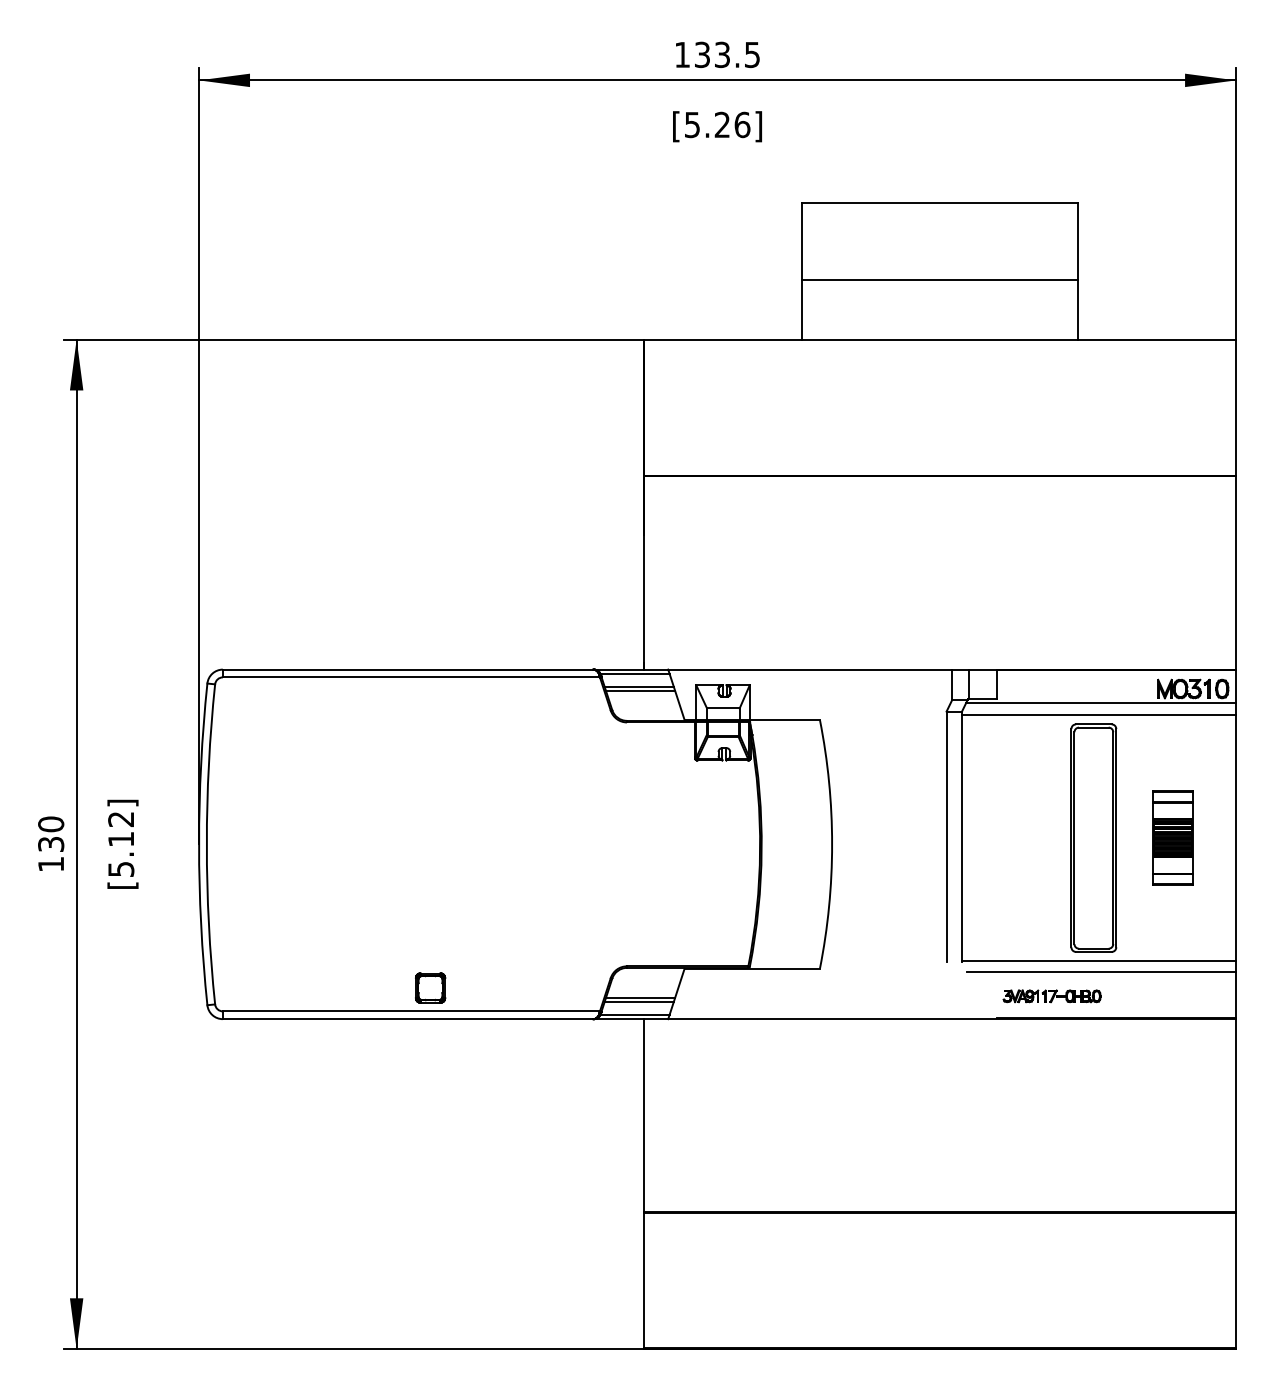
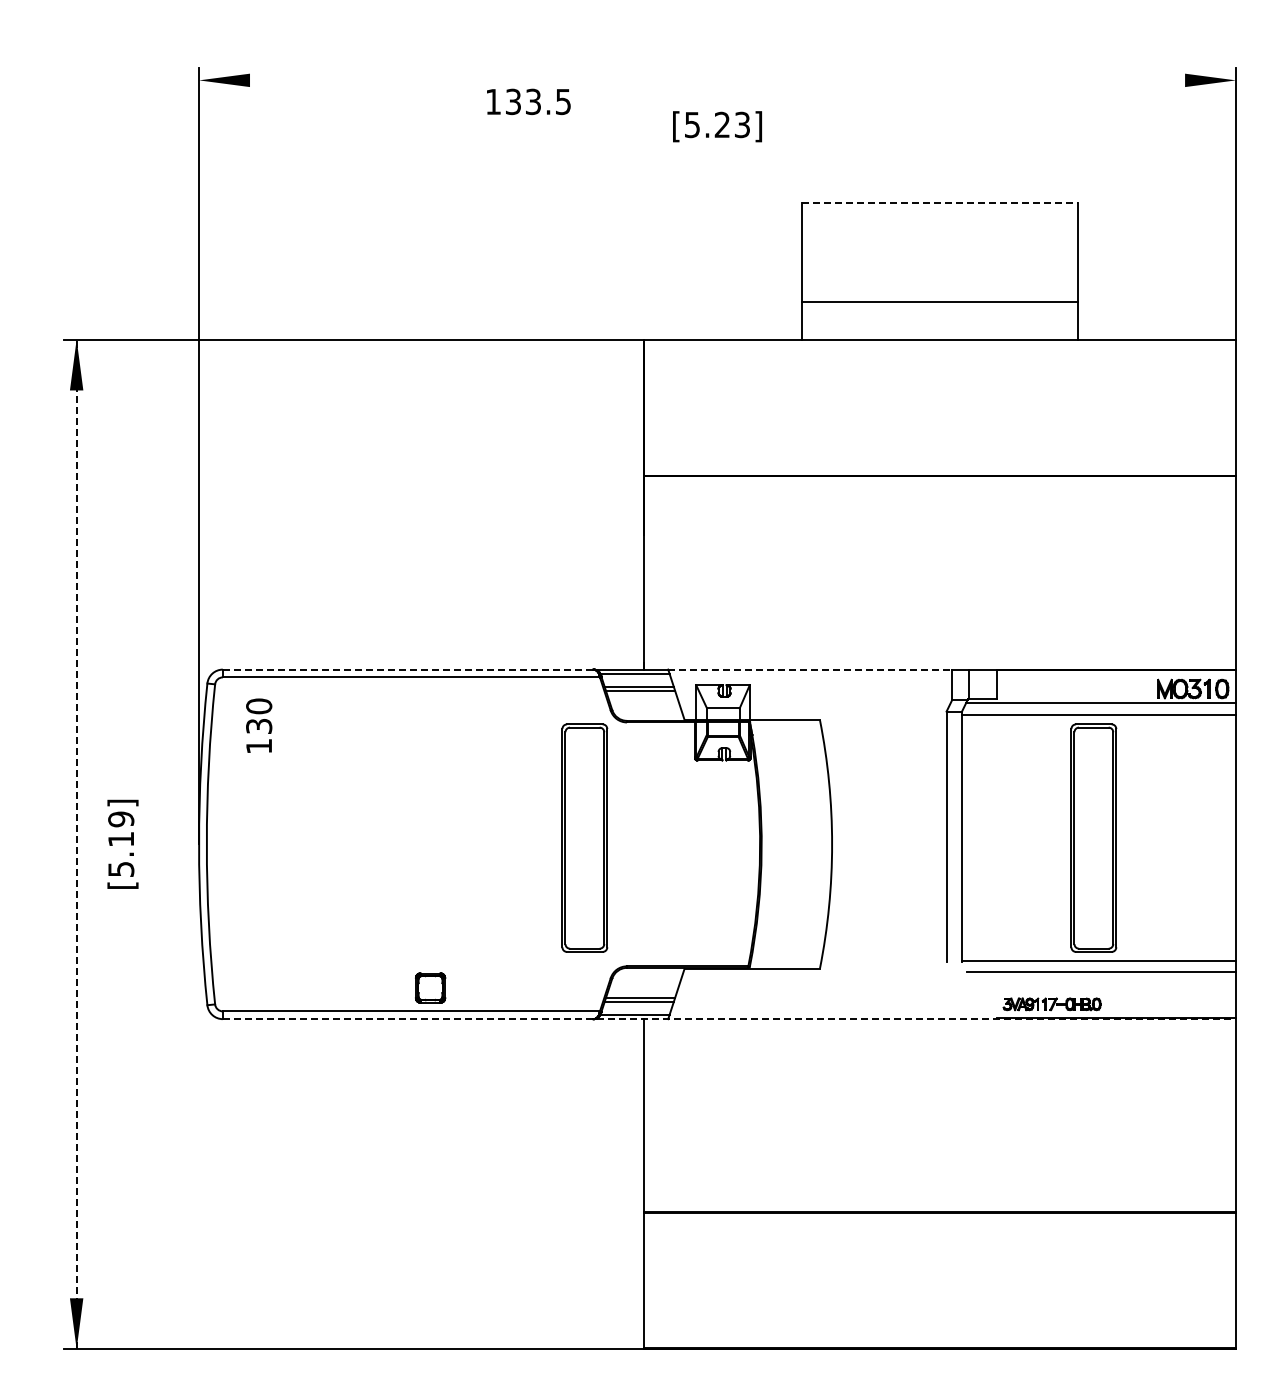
text position: (717, 54) -> (528, 101) (528, 101)
line: present -> none (717, 80)
text: [5.26] -> [5.23] (742, 124)
line: solid -> dashed (940, 202)
line position: (939, 280) -> (939, 302) (939, 302)
line: solid -> dashed (408, 669)
line: solid -> dashed (810, 669)
text: [5.12] -> [5.19] (121, 819)
part: none -> present (584, 837)
part: present -> none (1172, 837)
text position: (51, 843) -> (259, 725) (259, 725)
line: solid -> dashed (76, 844)
part position: (1051, 996) -> (1051, 1004) (1051, 1004)
line: solid -> dashed (729, 1019)
